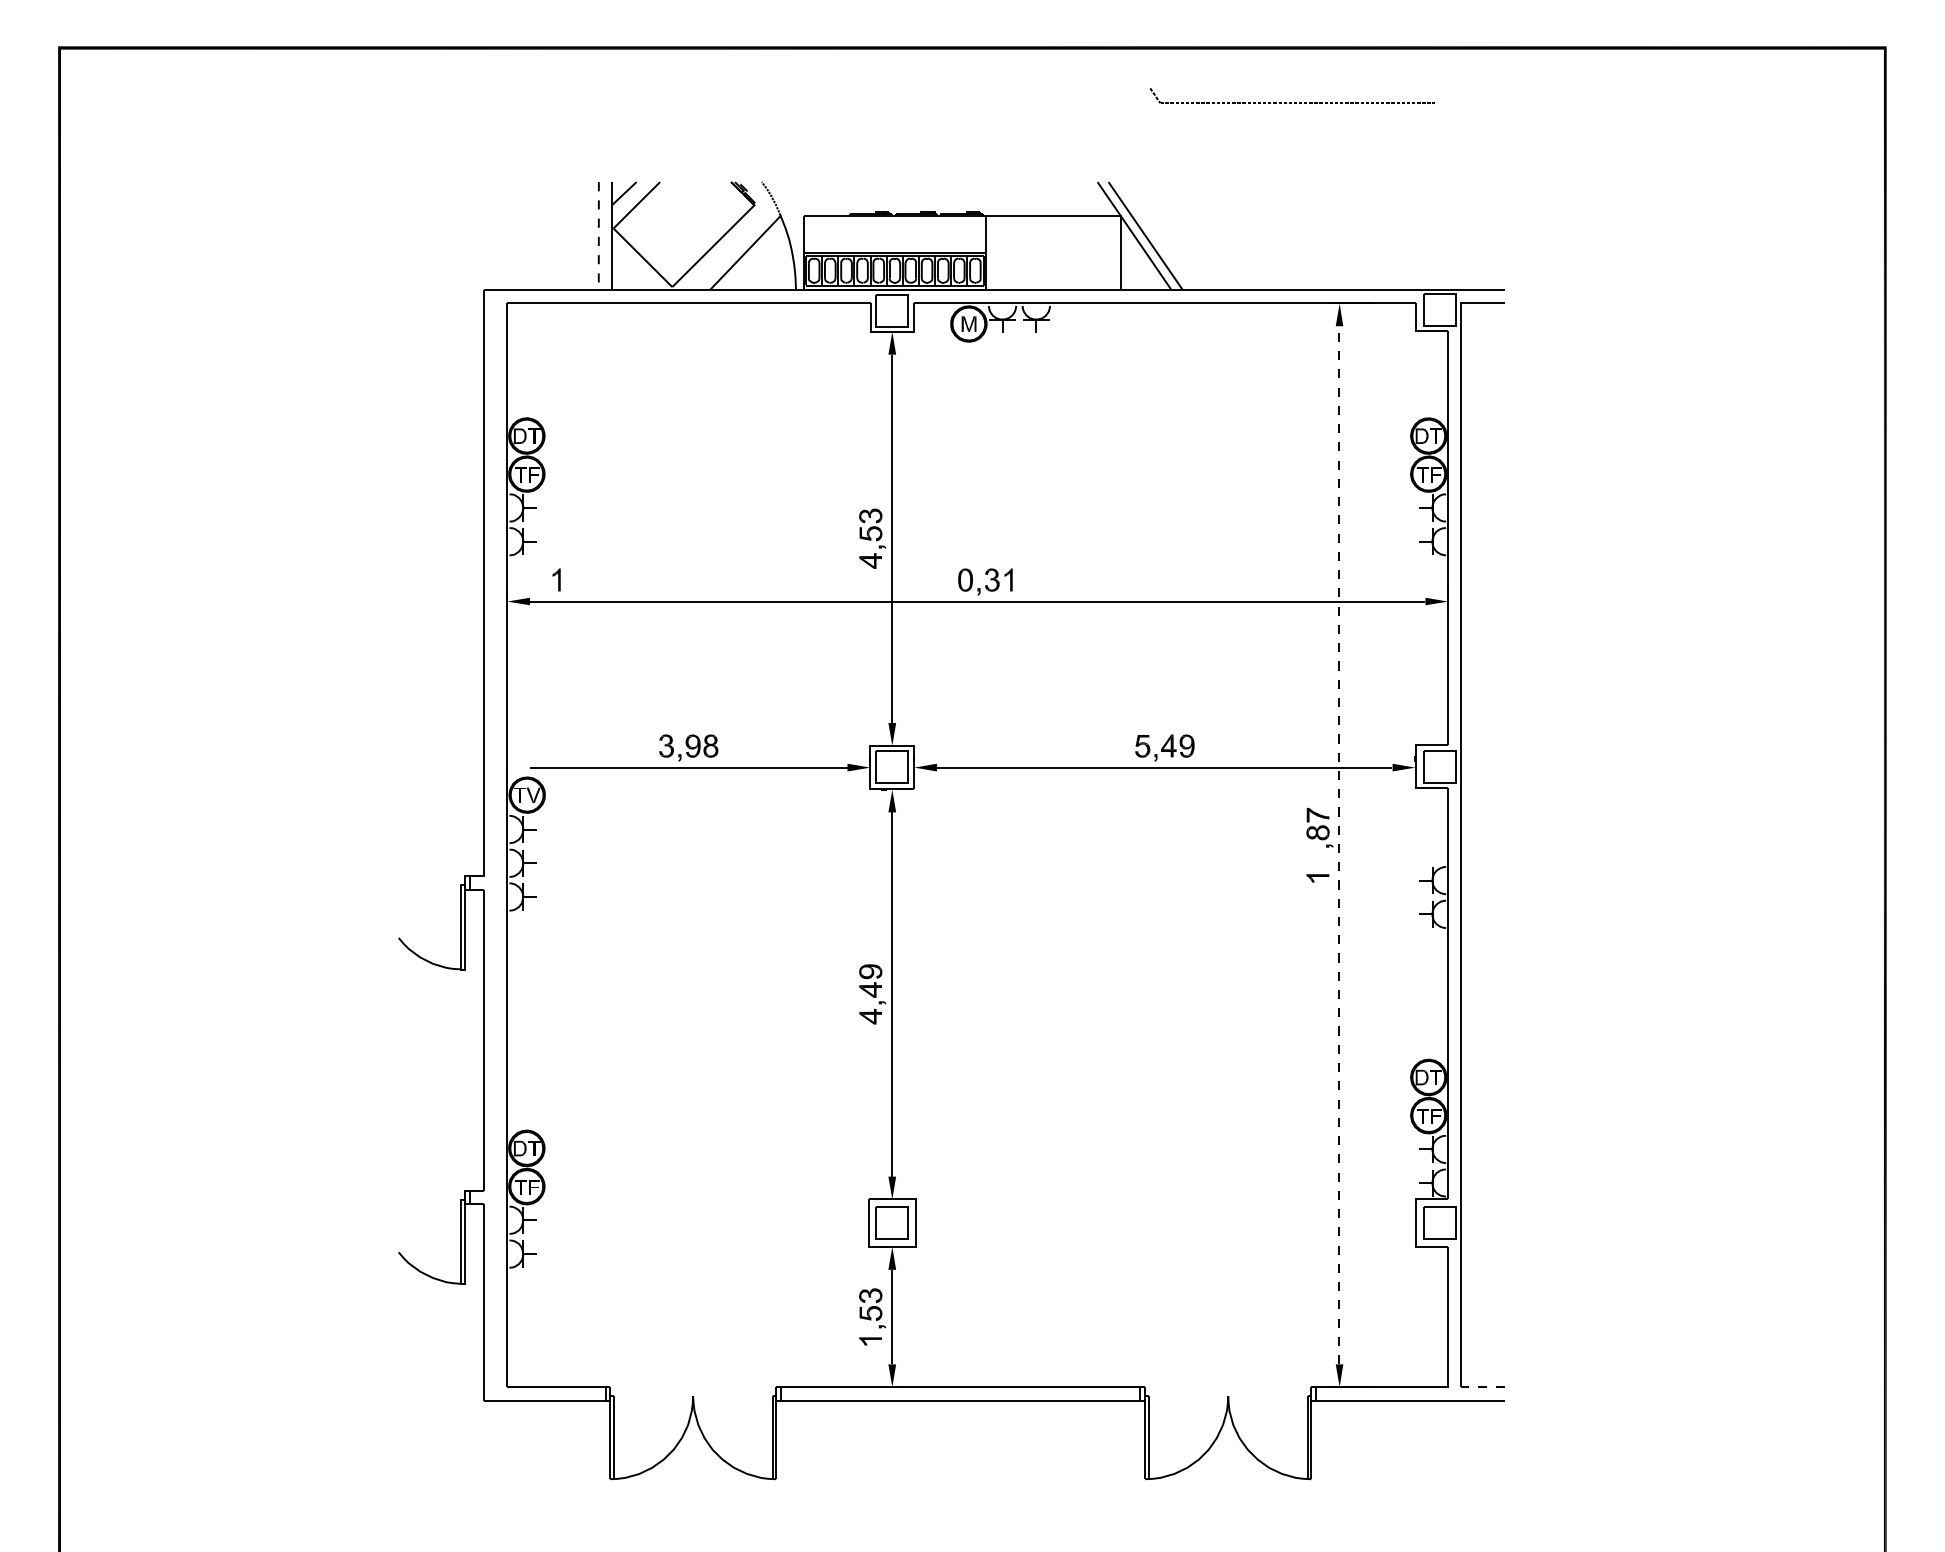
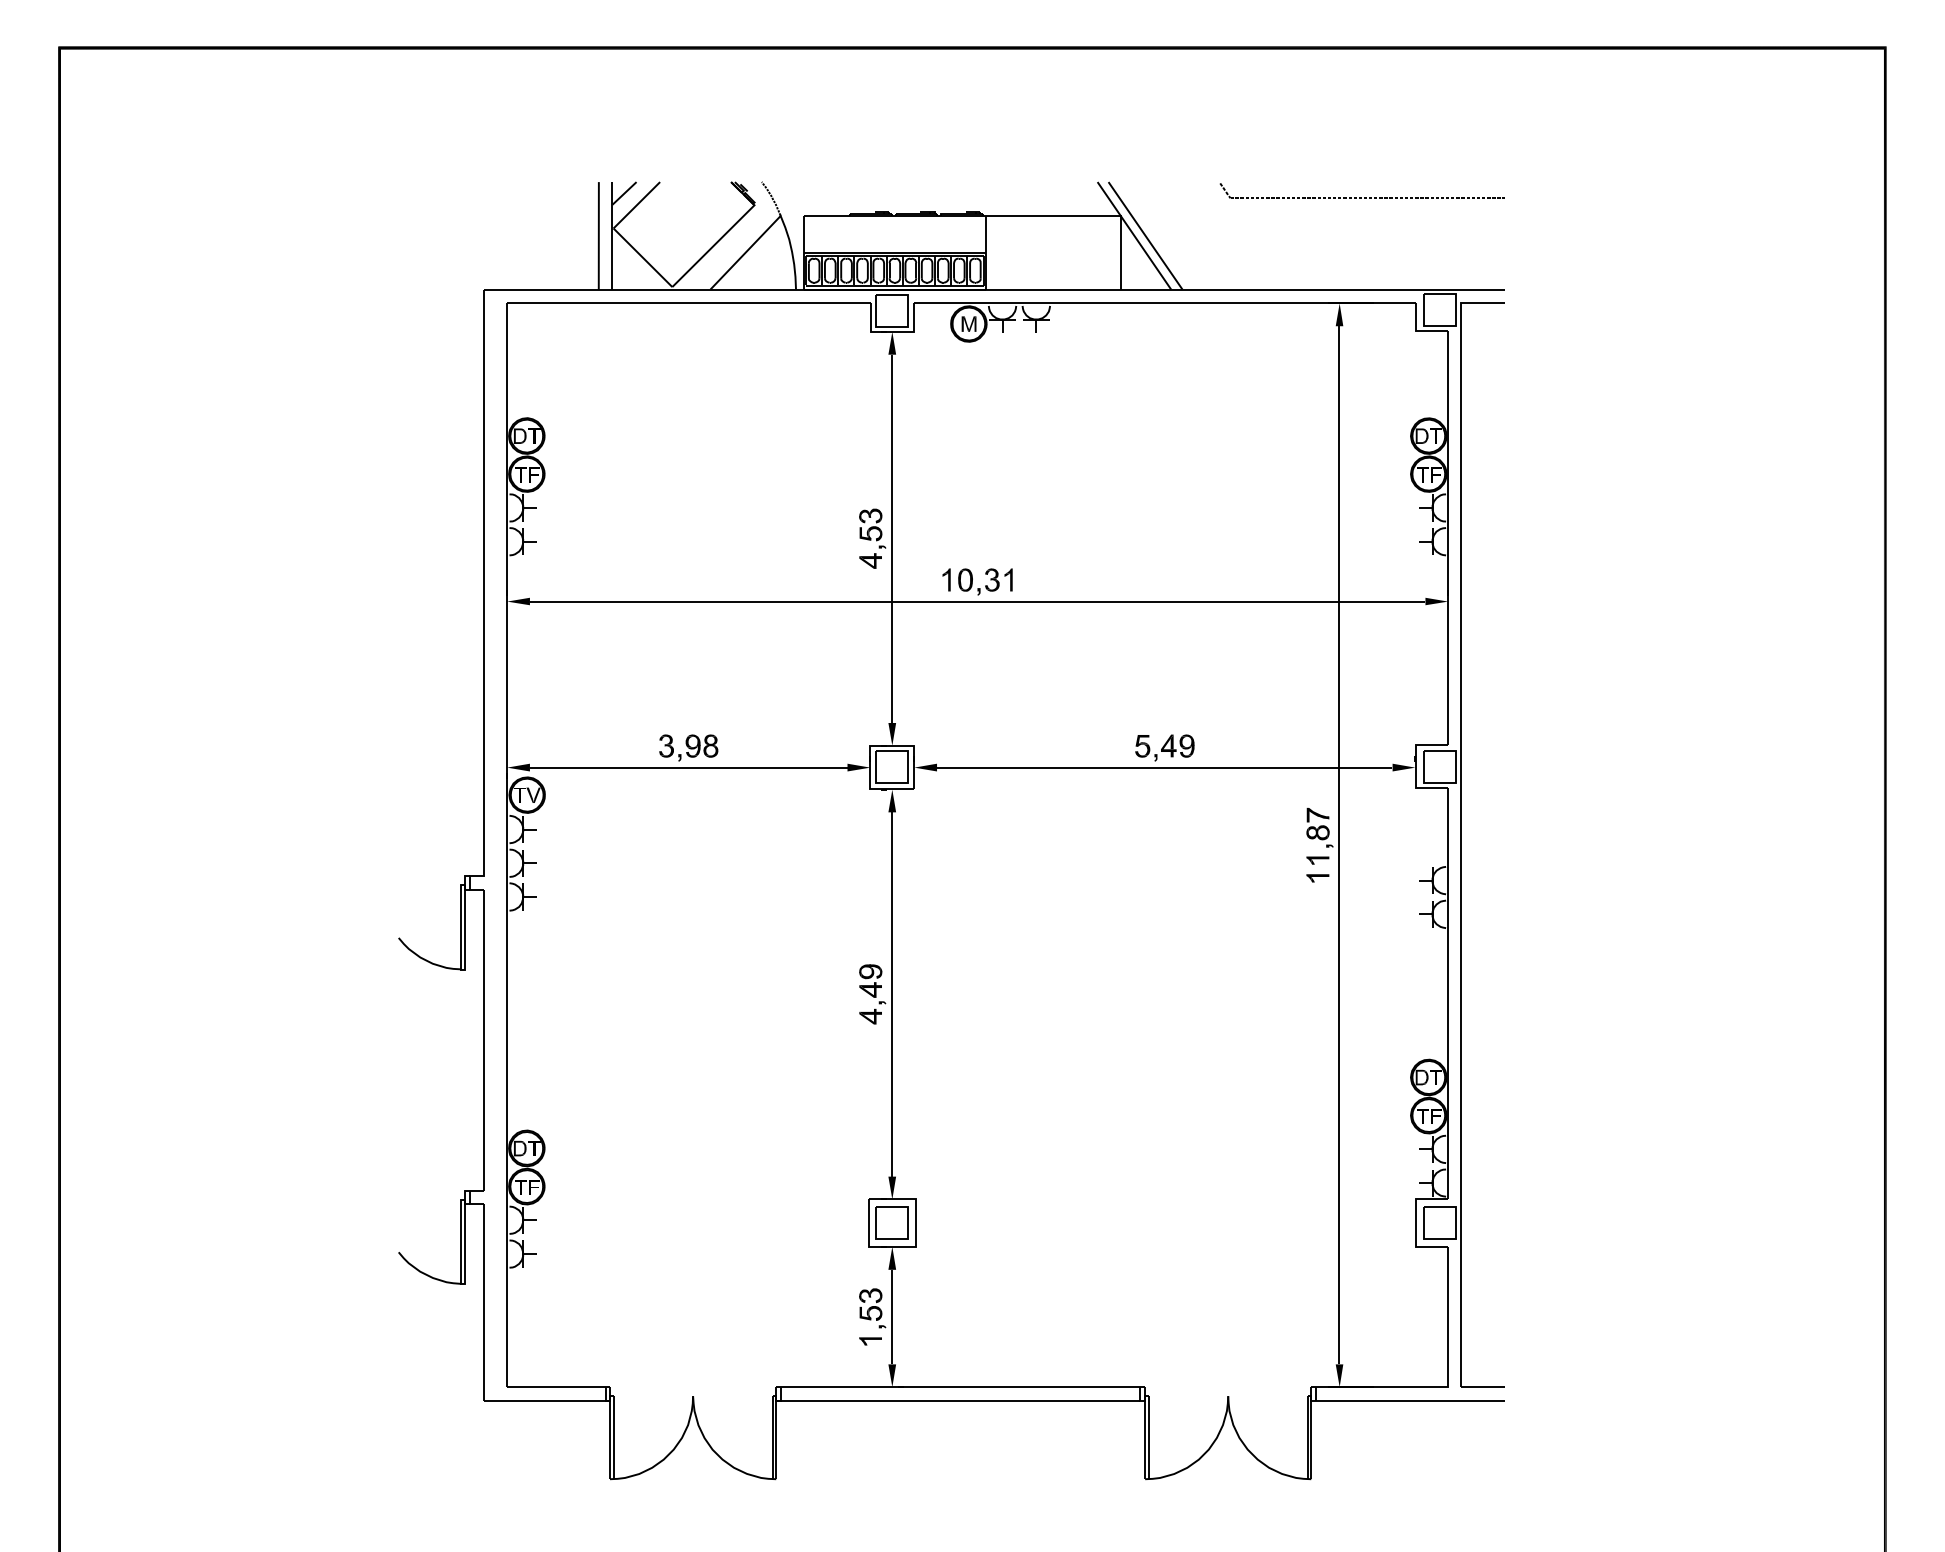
part position: (1291, 102) -> (1361, 197) (1361, 197)
line: dashed -> solid (598, 235)
part position: (556, 579) -> (946, 579) (946, 579)
fill: none -> present (518, 767)
line: dashed -> solid (1339, 845)
part: none -> present (1317, 860)
line: dashed -> solid (1483, 1387)
